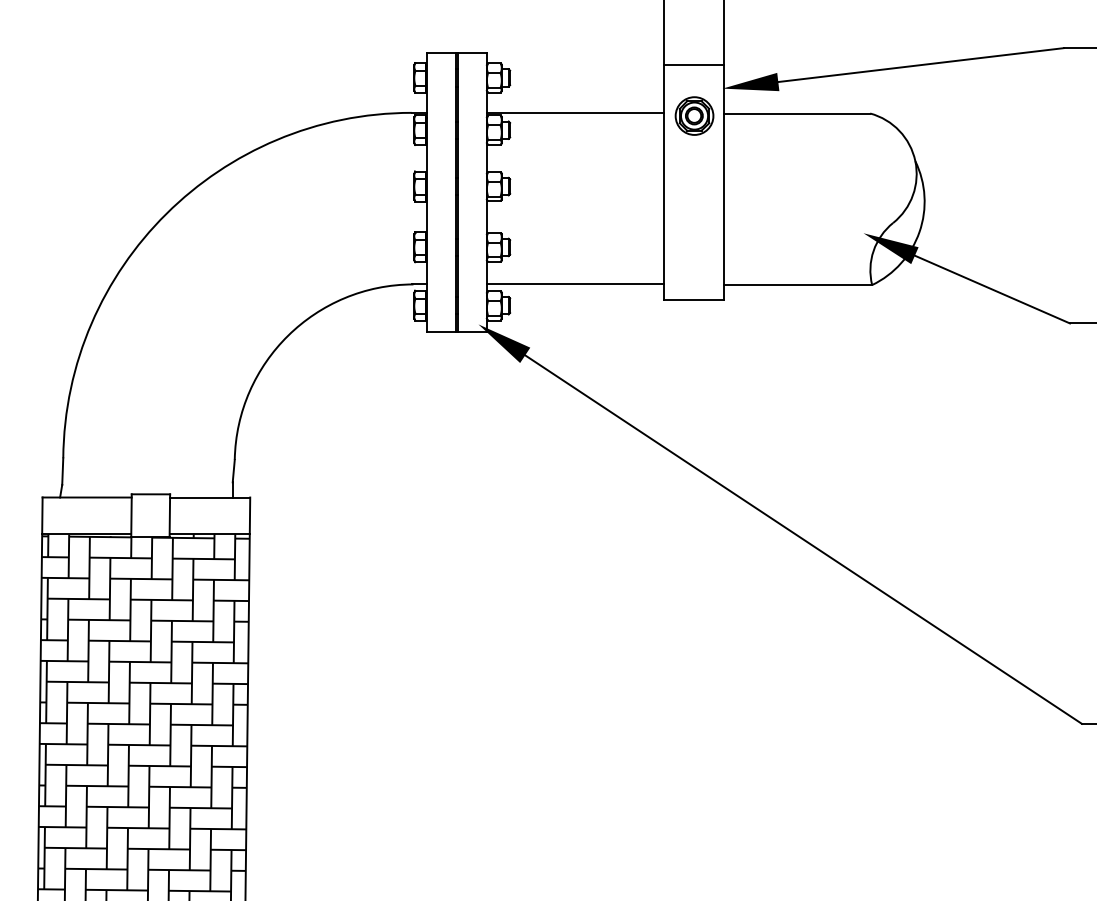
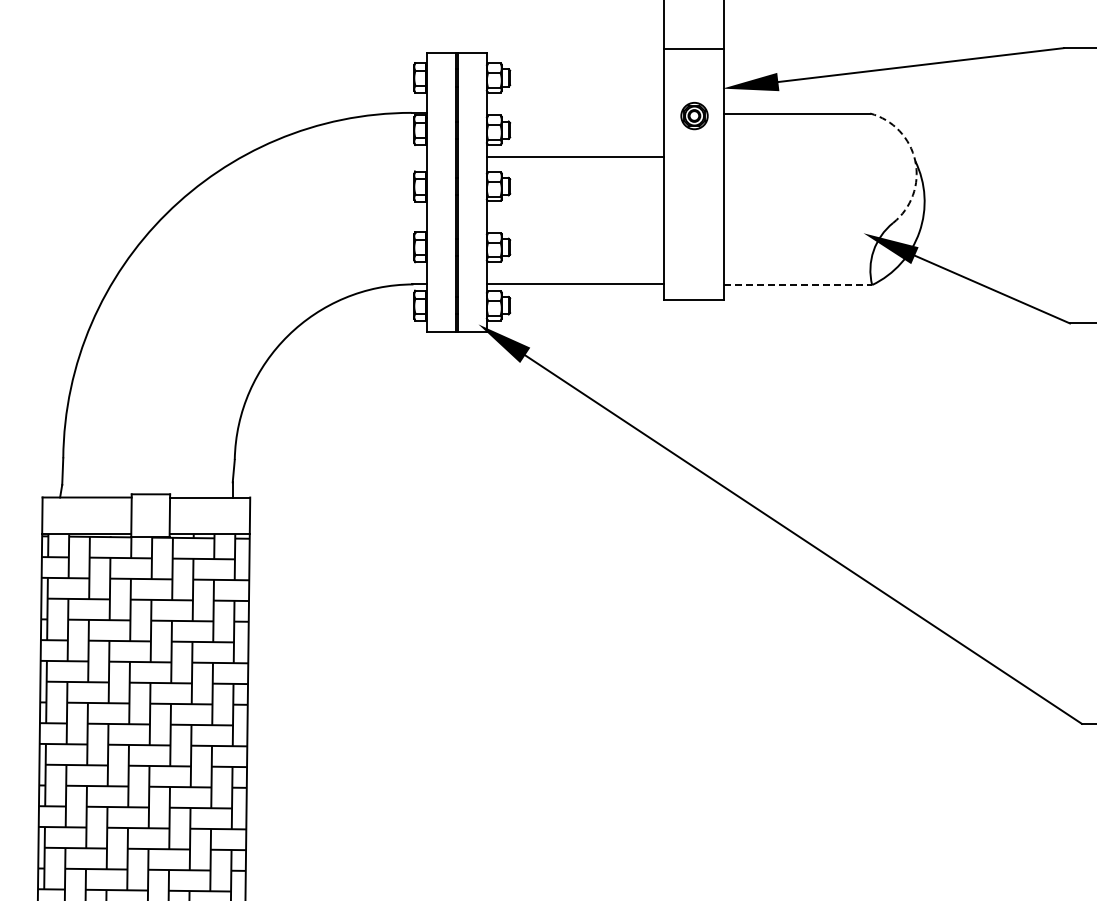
line position: (694, 64) -> (694, 48) (694, 48)
line position: (575, 112) -> (575, 156) (575, 156)
part size: 41x40 px -> 29x29 px (694, 116)
arc: solid -> dashed (915, 161)
line: solid -> dashed (798, 285)
